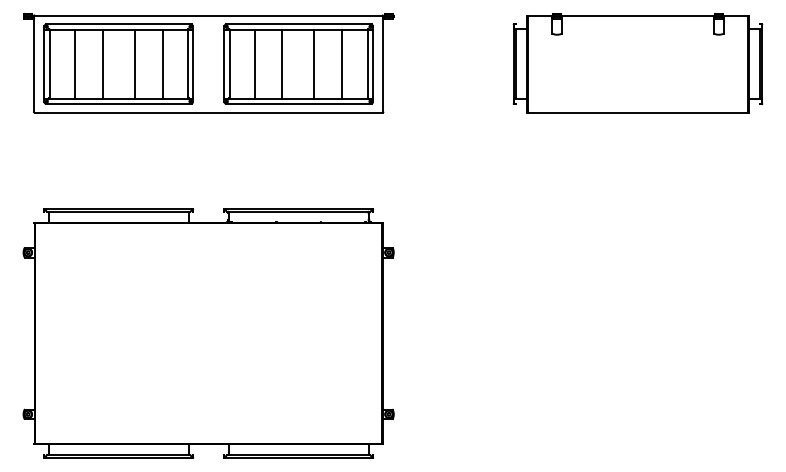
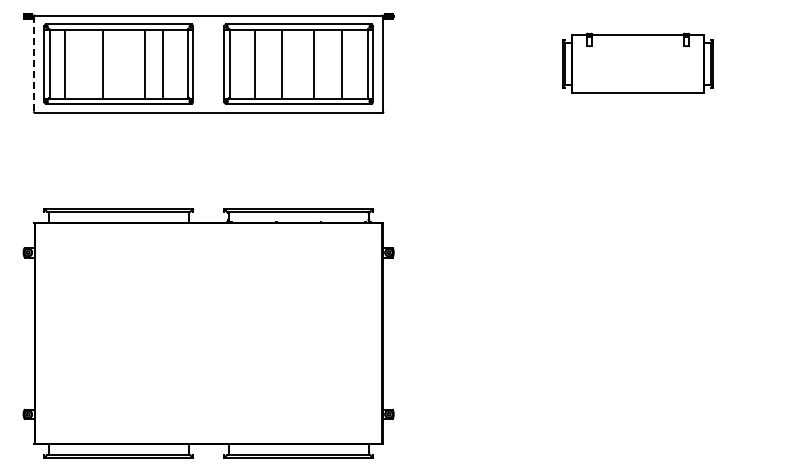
line position: (75, 63) -> (65, 63) (65, 63)
line position: (134, 63) -> (144, 63) (144, 63)
part size: 252x101 px -> 152x62 px (637, 62)
line: solid -> dashed (34, 64)
